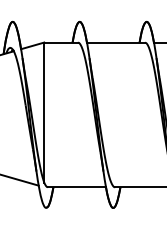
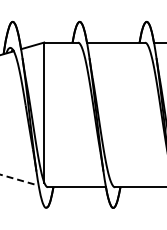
line: solid -> dashed (19, 180)
